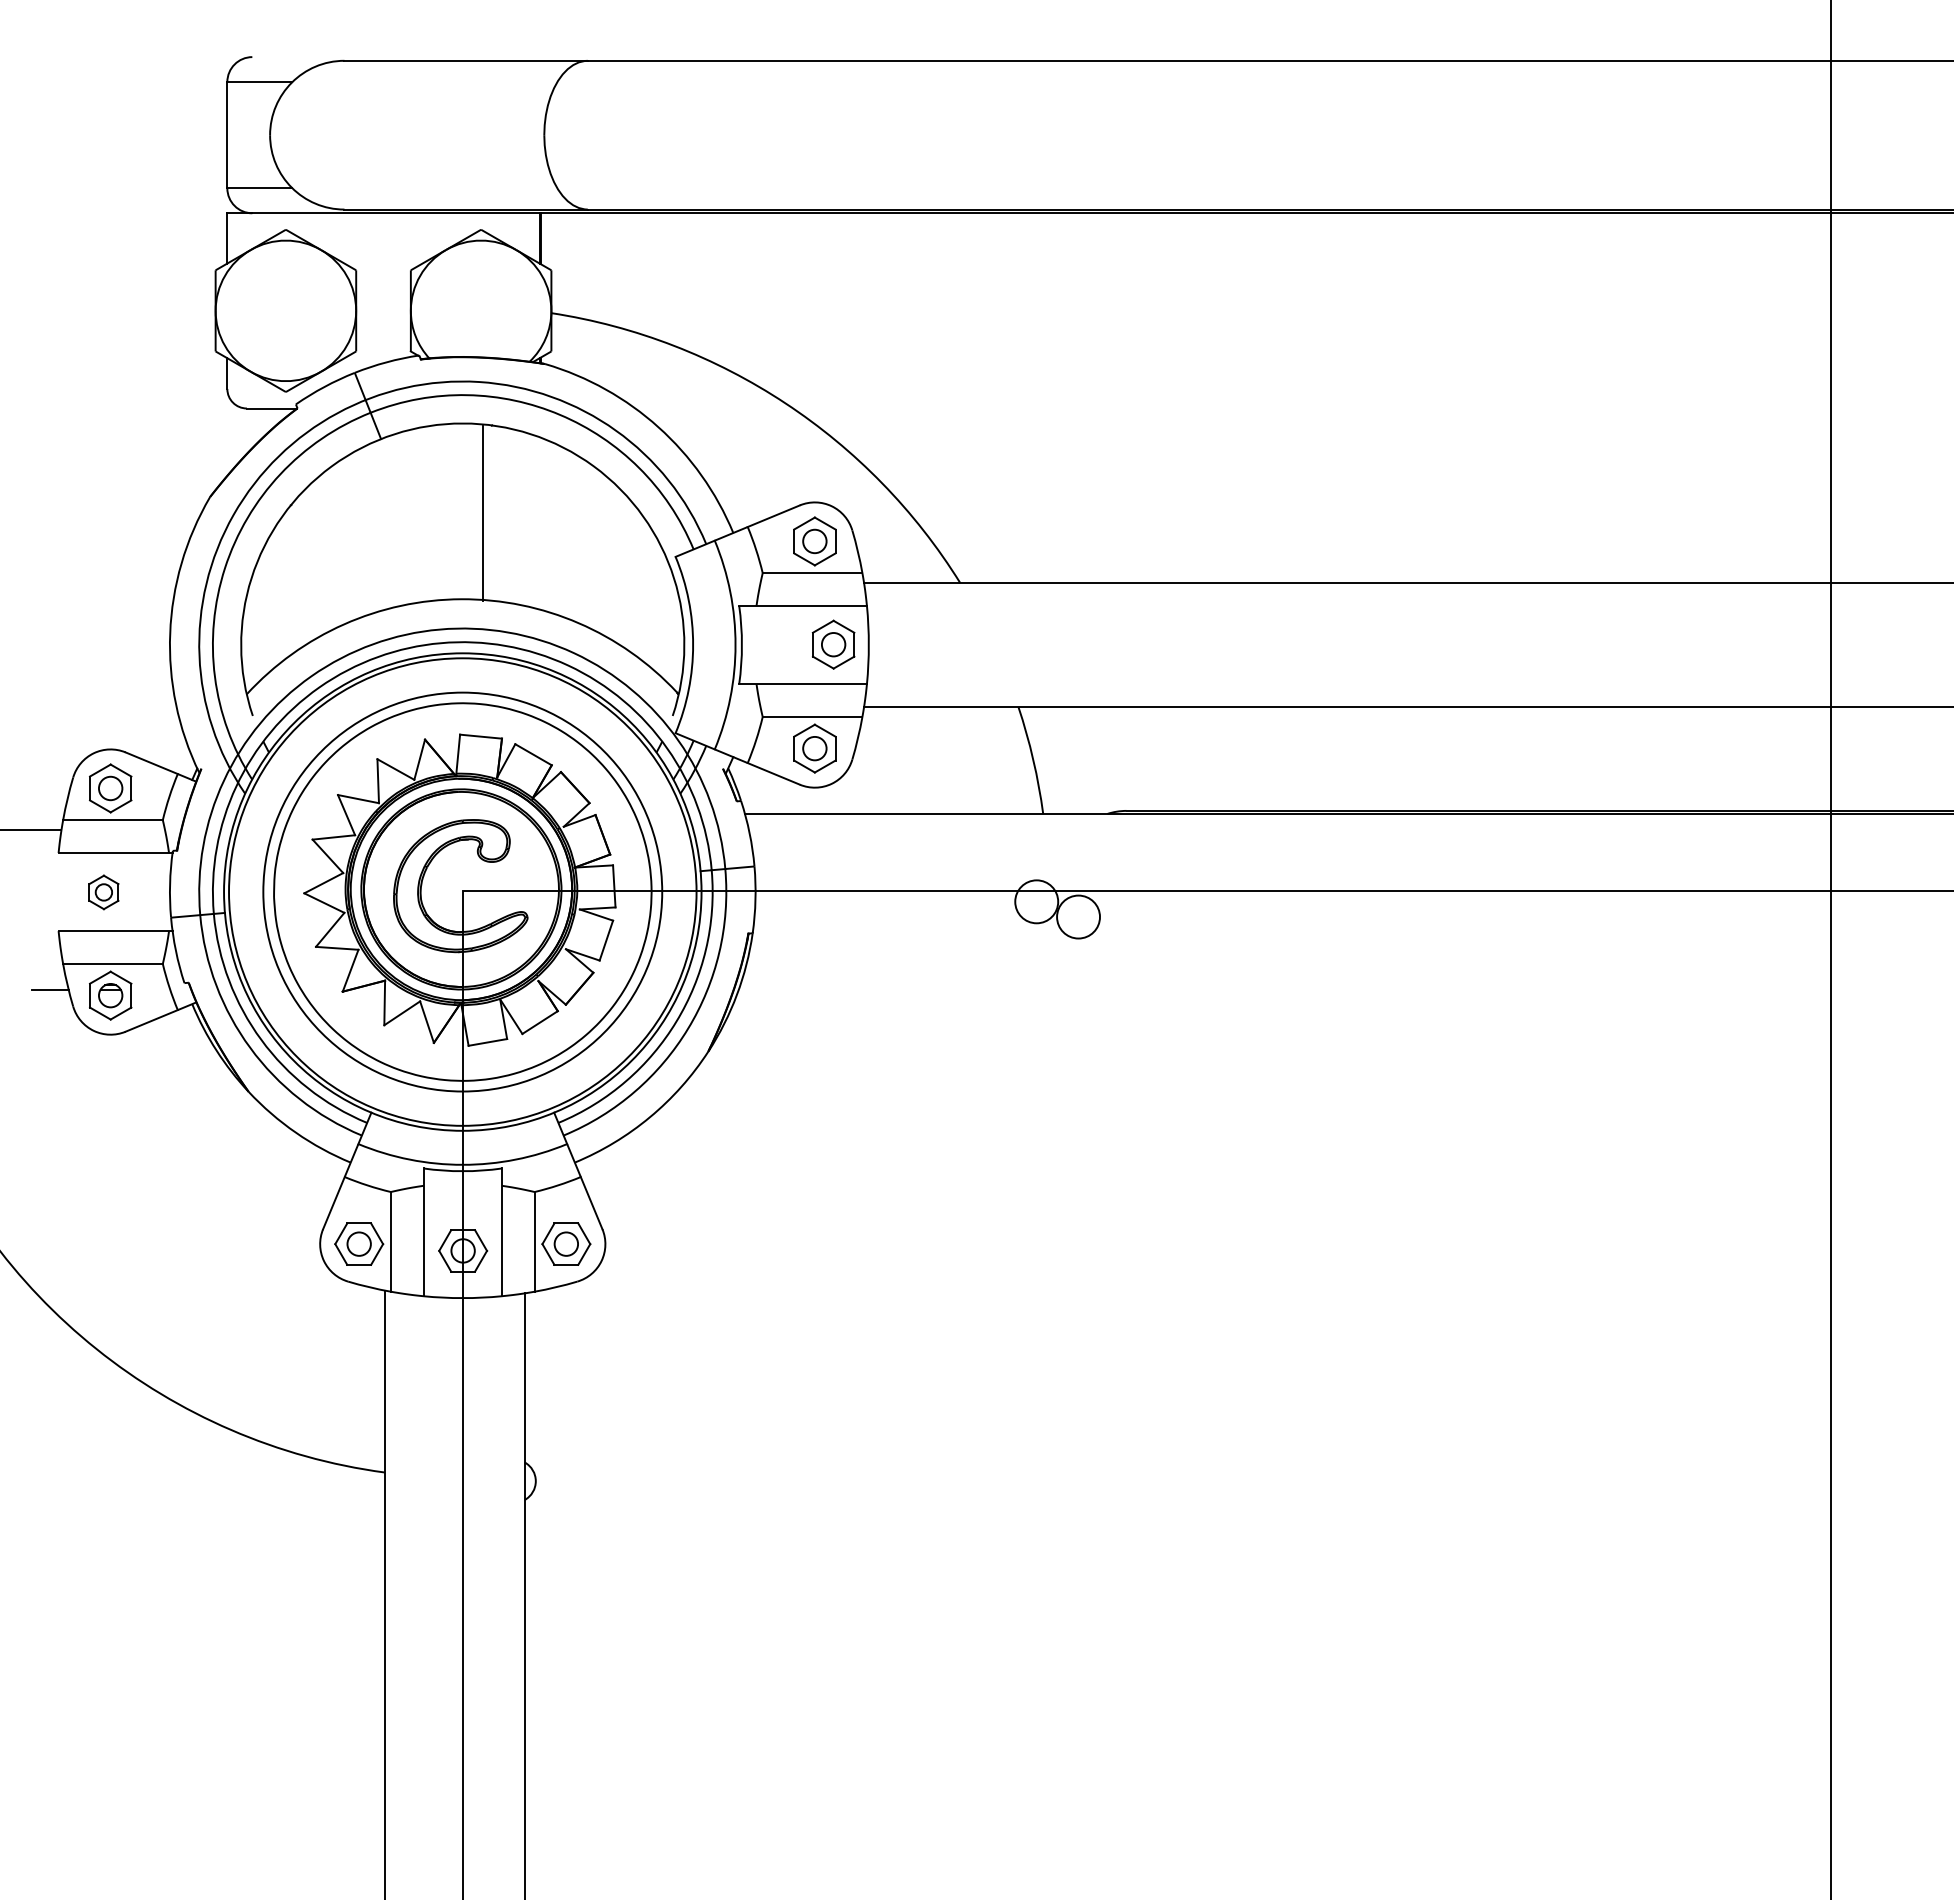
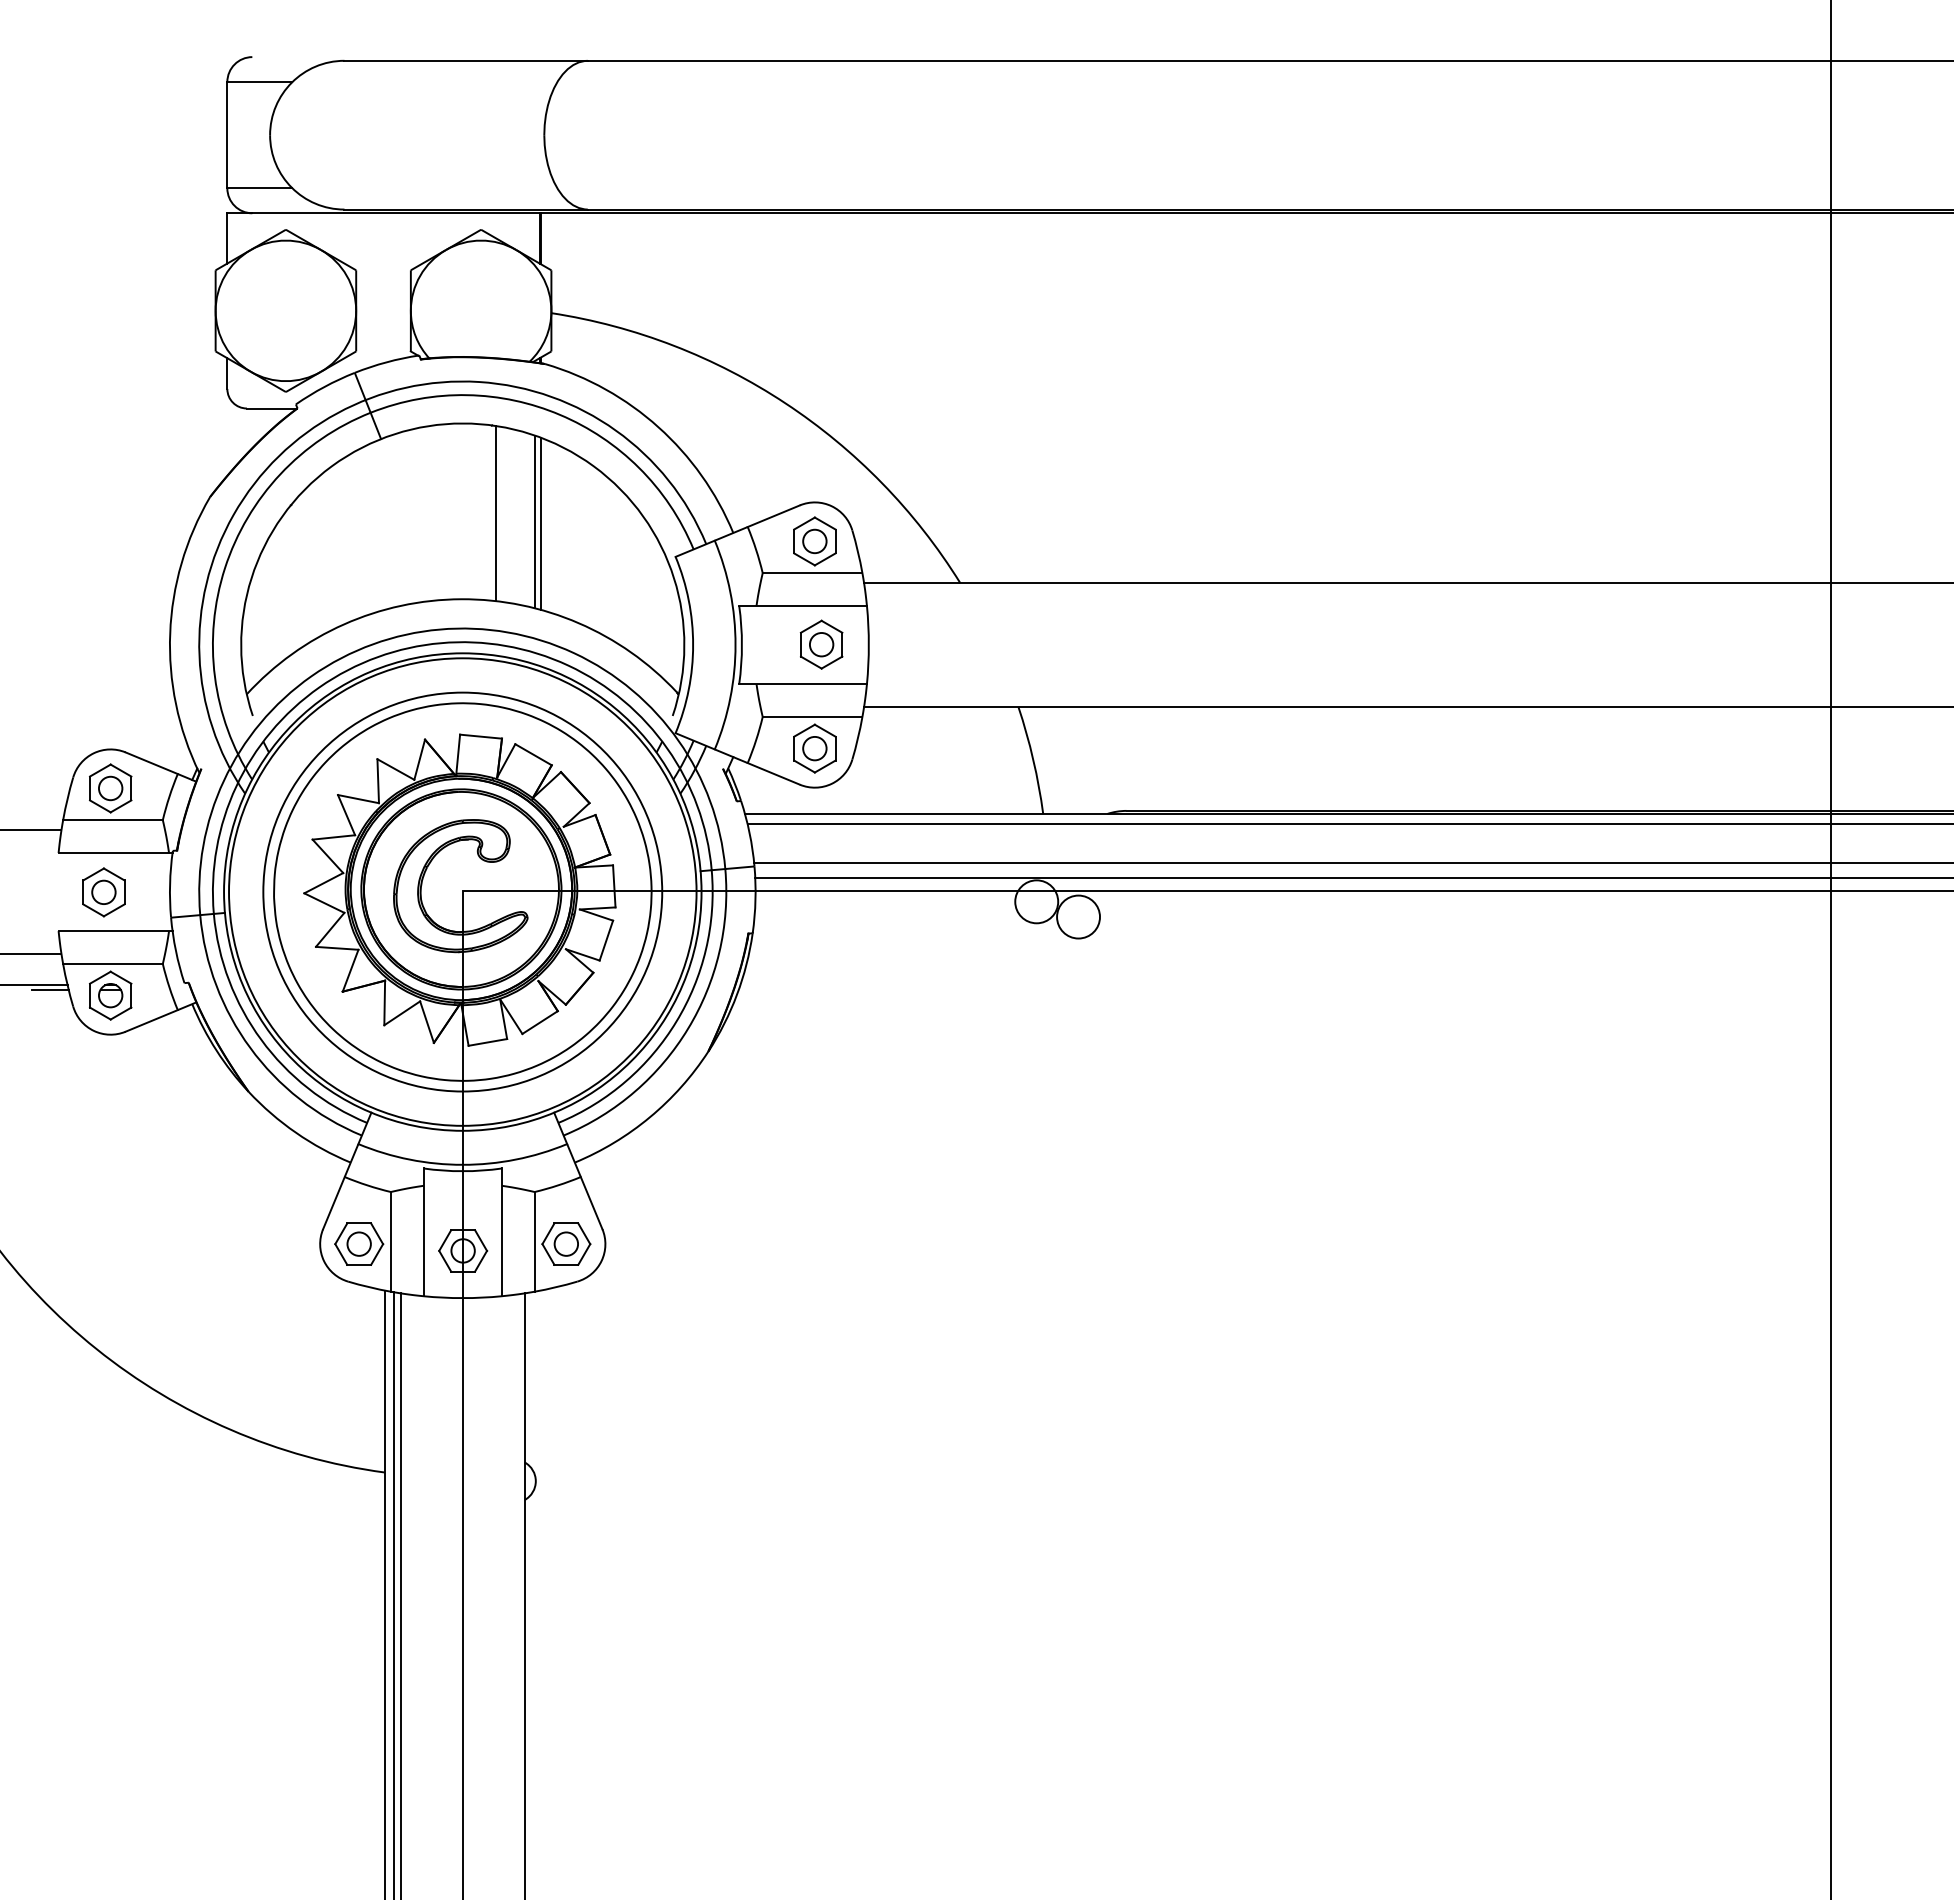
line position: (482, 513) -> (495, 513) (495, 513)
line: none -> present (535, 521)
line: none -> present (540, 523)
part position: (833, 644) -> (821, 644) (821, 644)
line: none -> present (1348, 823)
line: none -> present (1352, 862)
line: none -> present (1352, 878)
part size: 32x37 px -> 44x51 px (103, 892)
line: none -> present (31, 954)
line: none -> present (34, 985)
line: none -> present (394, 1594)
line: none -> present (400, 1594)
